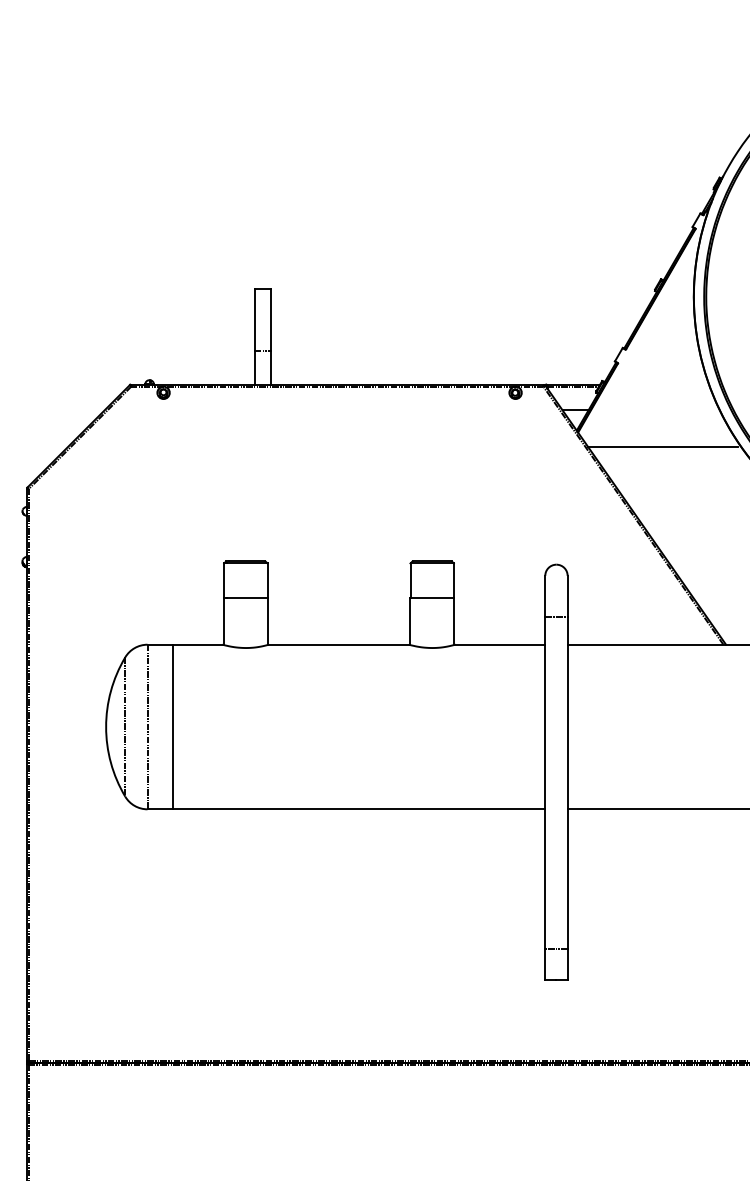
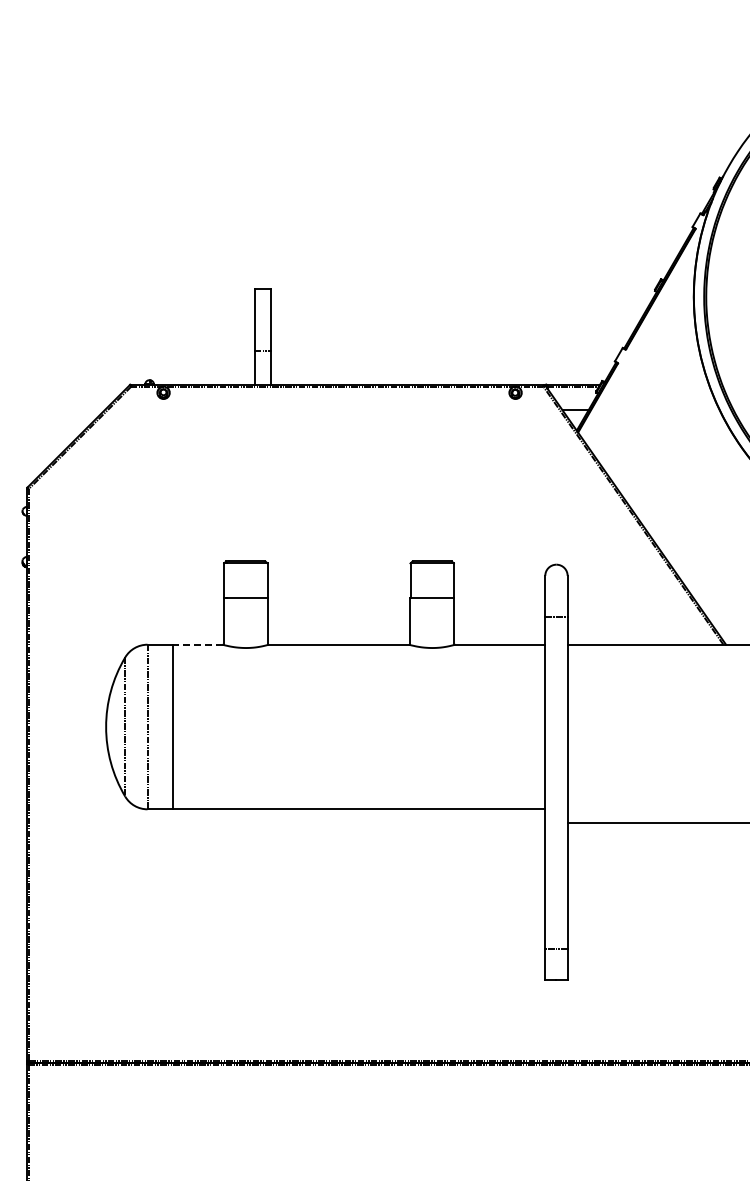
line: present -> none (662, 446)
line: solid -> dashed (198, 644)
line position: (656, 809) -> (656, 823) (656, 823)
